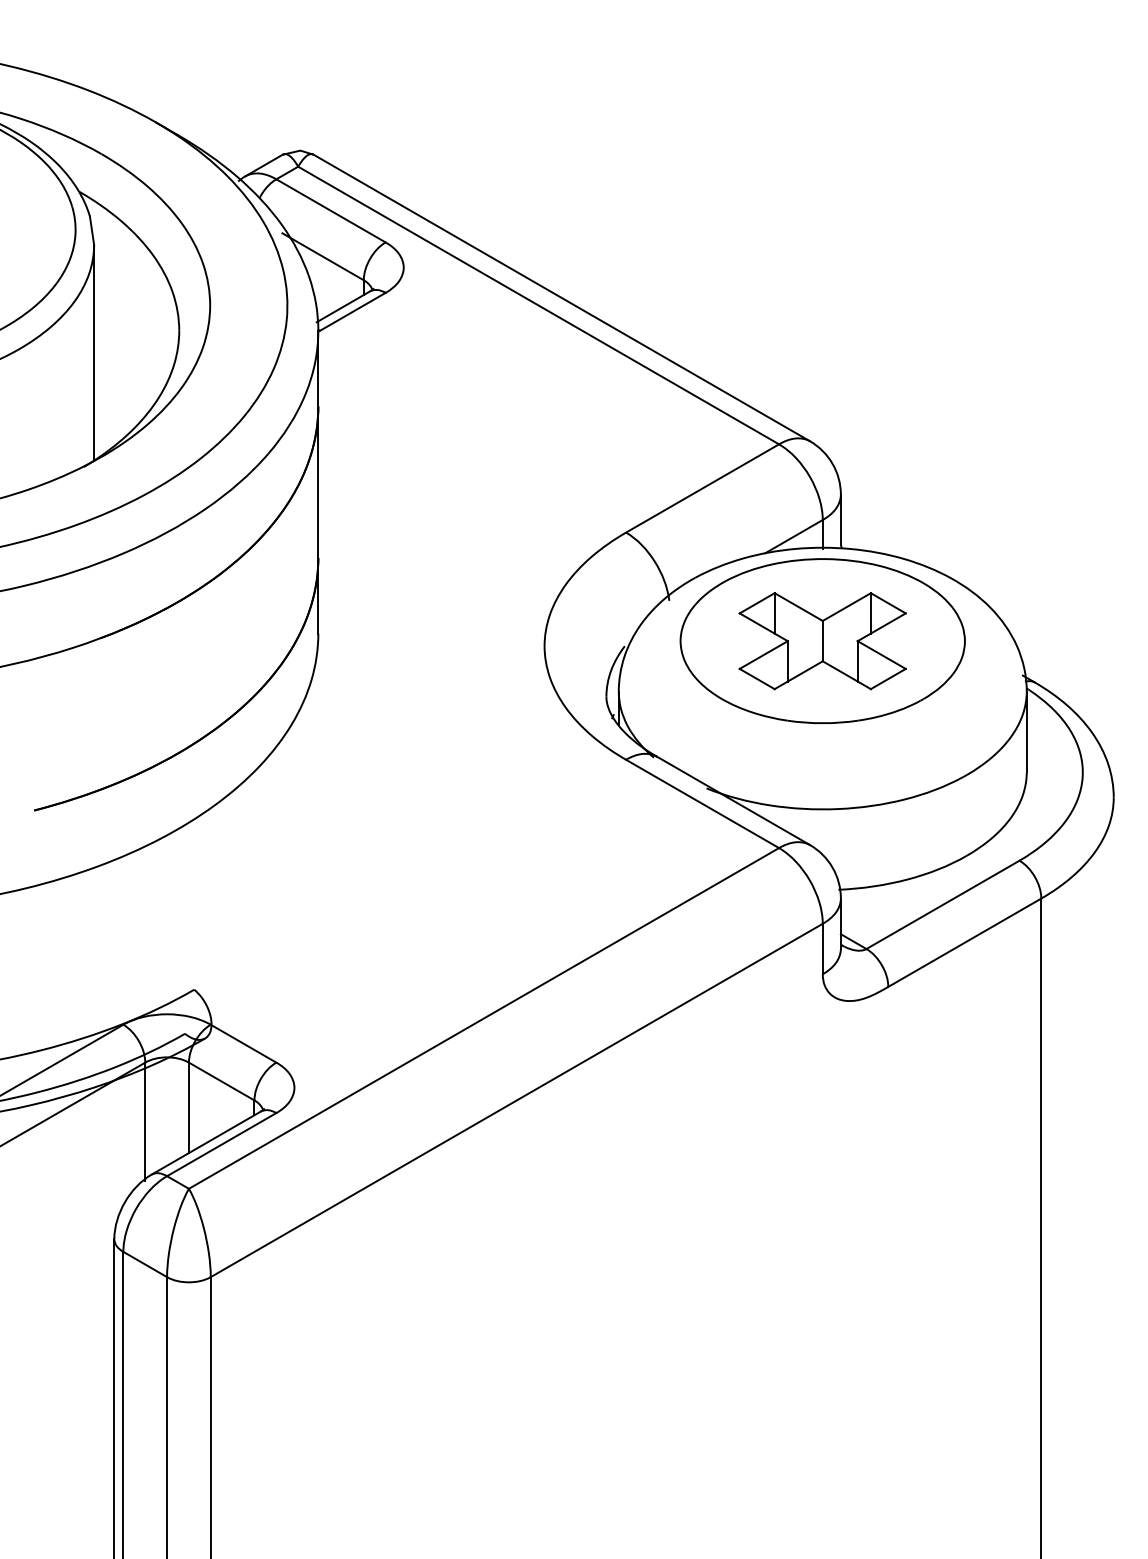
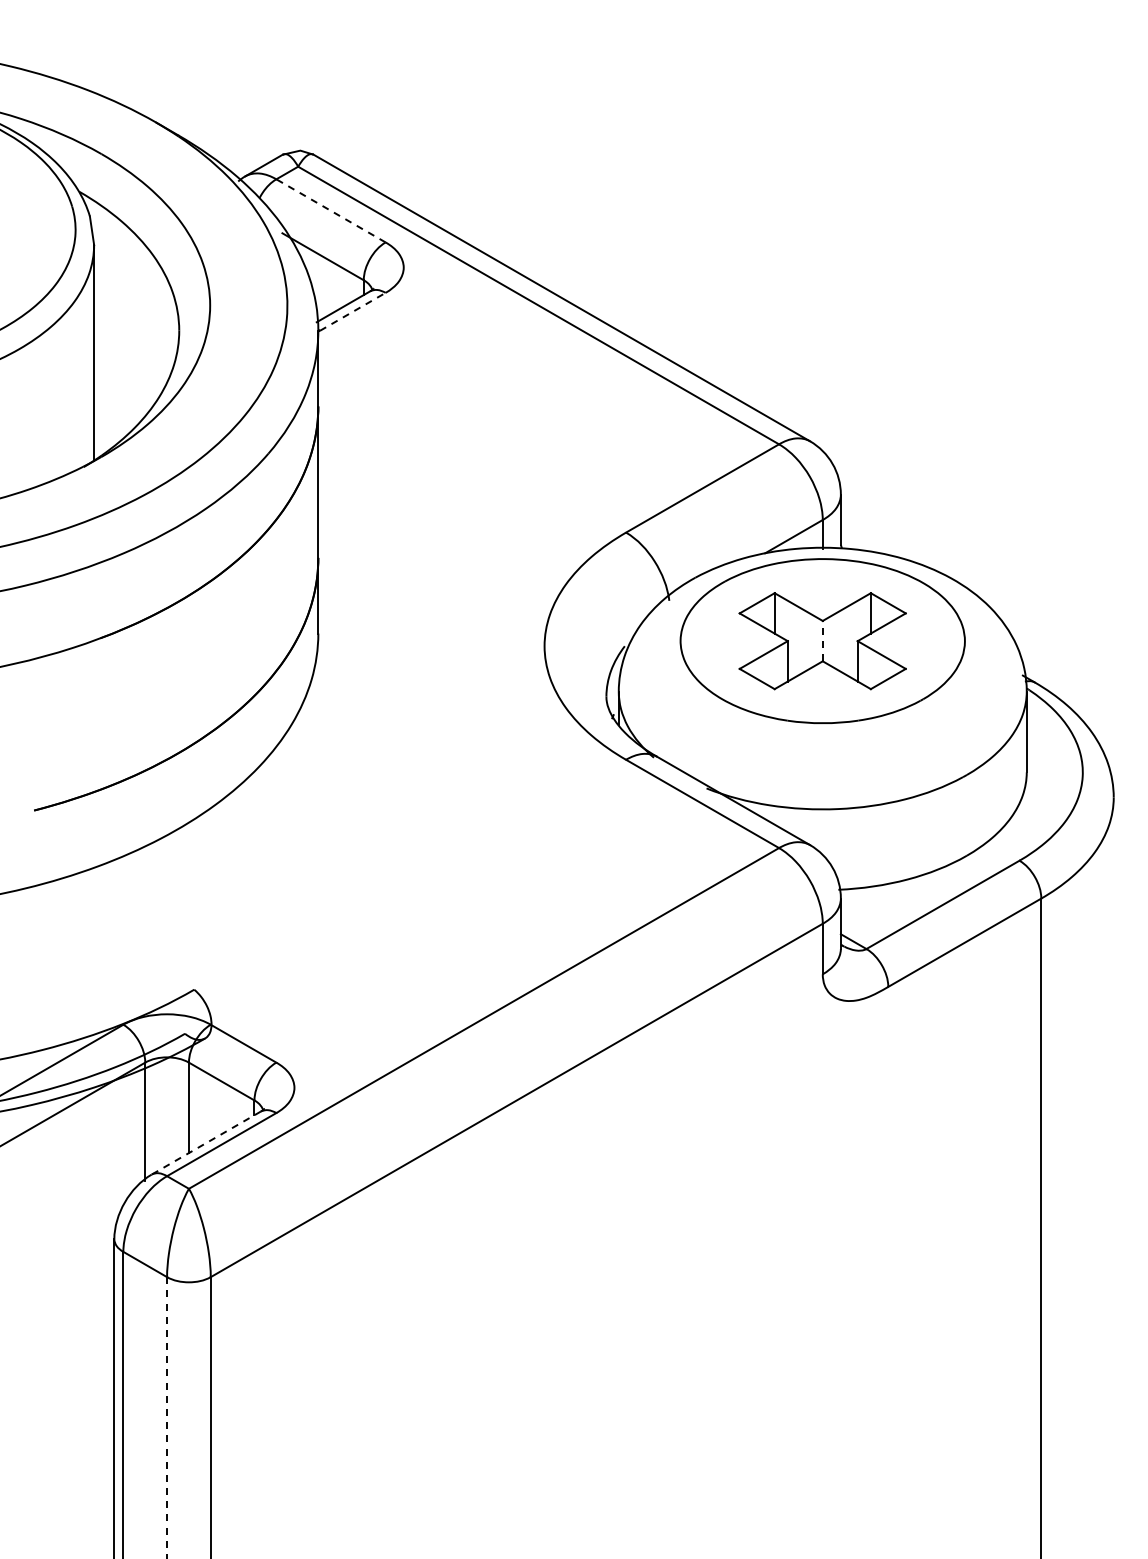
line: solid -> dashed (330, 210)
line: solid -> dashed (352, 311)
line: solid -> dashed (822, 640)
line: solid -> dashed (205, 1143)
line: solid -> dashed (167, 1418)
